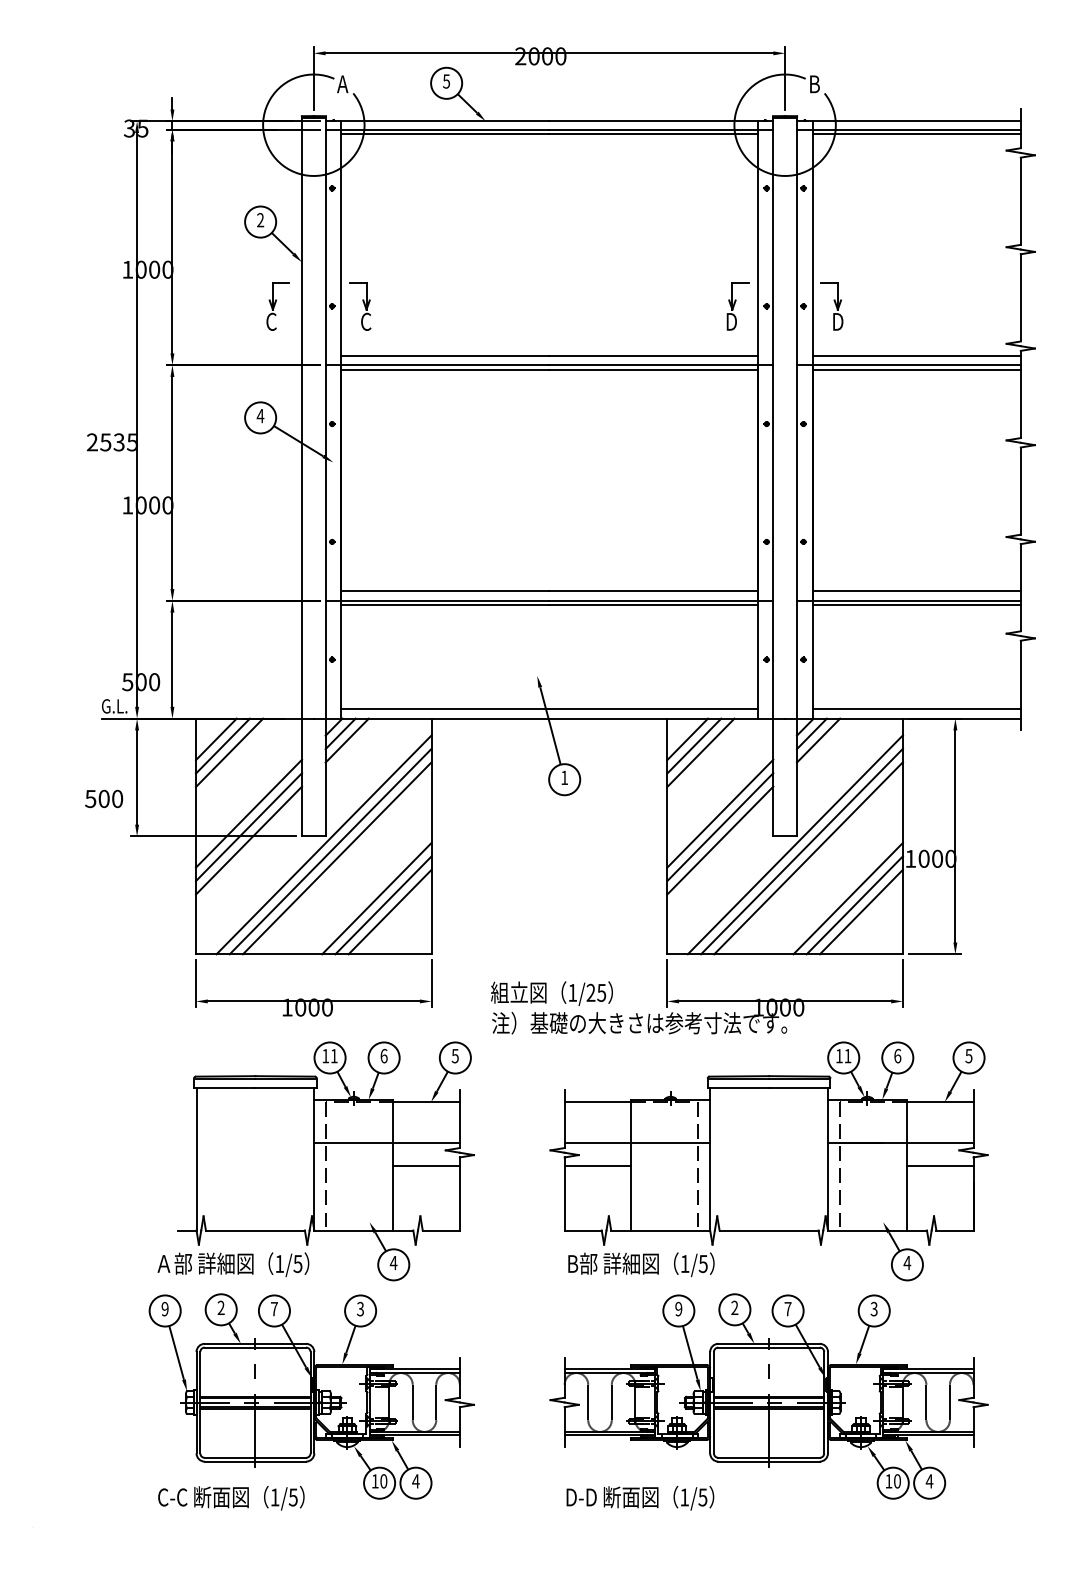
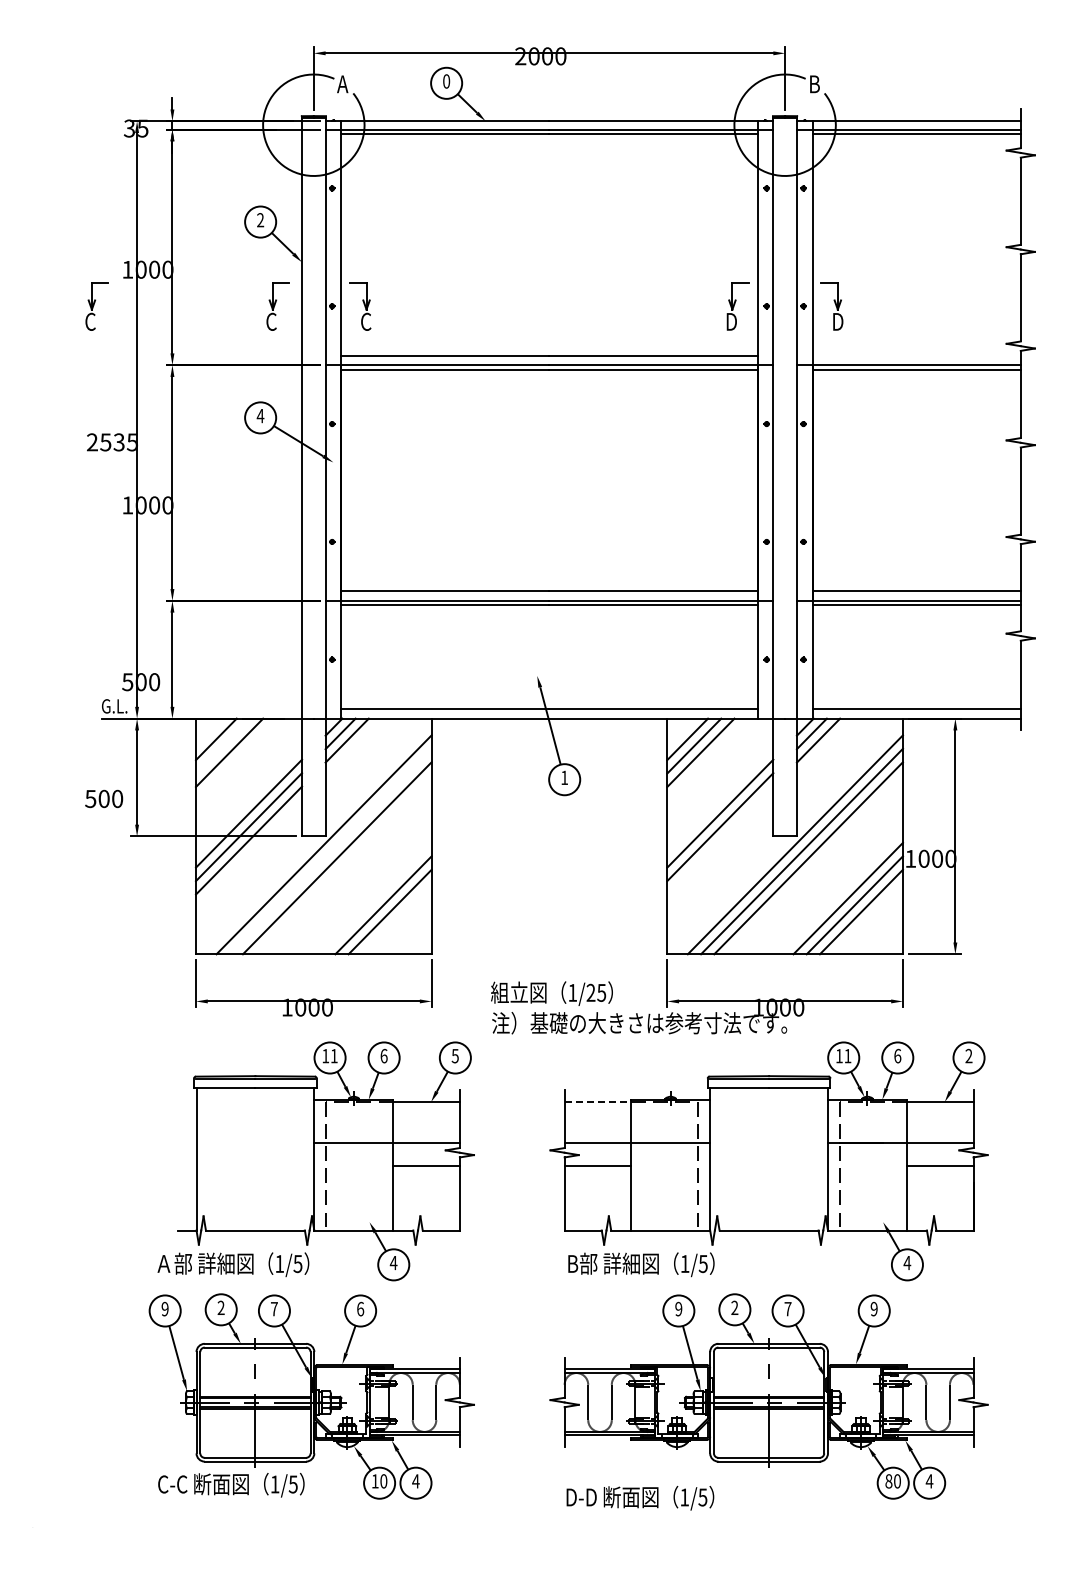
text: 5 -> 0 (446, 81)
part: none -> present (96, 306)
line: present -> none (916, 355)
line: present -> none (222, 745)
line: present -> none (720, 840)
line: present -> none (330, 851)
line: present -> none (376, 898)
text: 5 -> 2 (968, 1055)
line: solid -> dashed (598, 1102)
text: 3 -> 6 (360, 1308)
text: 3 -> 9 (873, 1309)
text: 10 -> 80 (888, 1481)
text position: (231, 1498) -> (231, 1485) (231, 1485)
